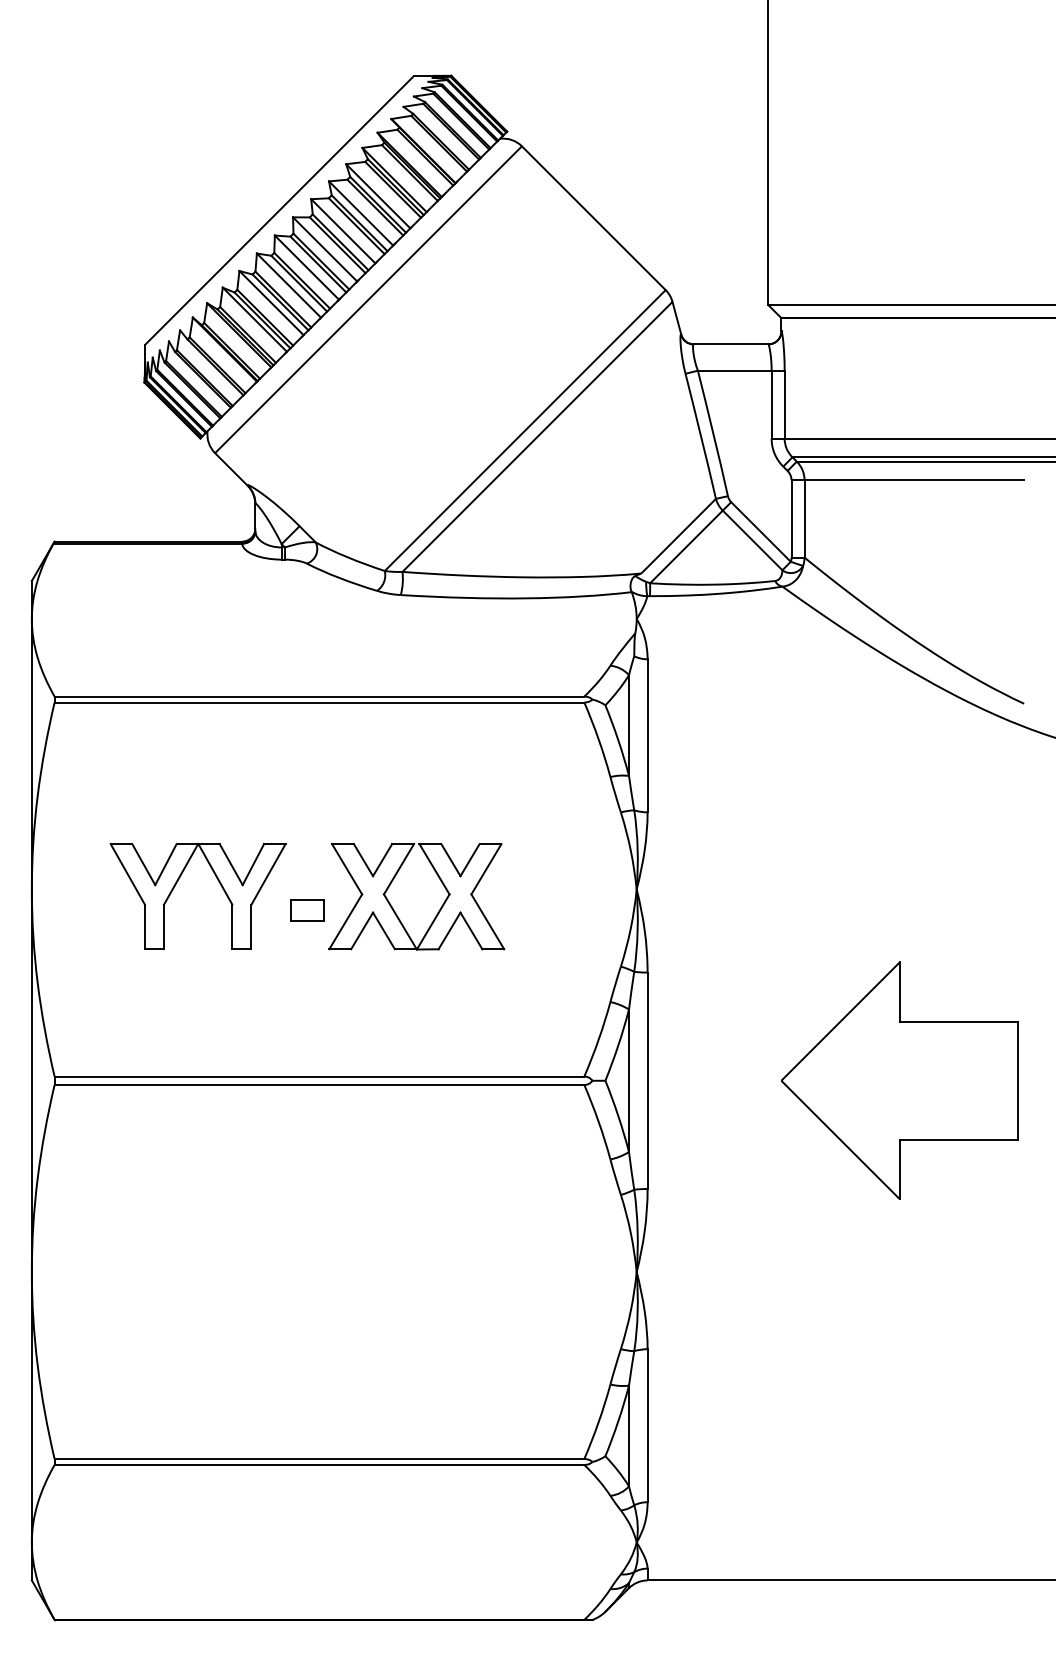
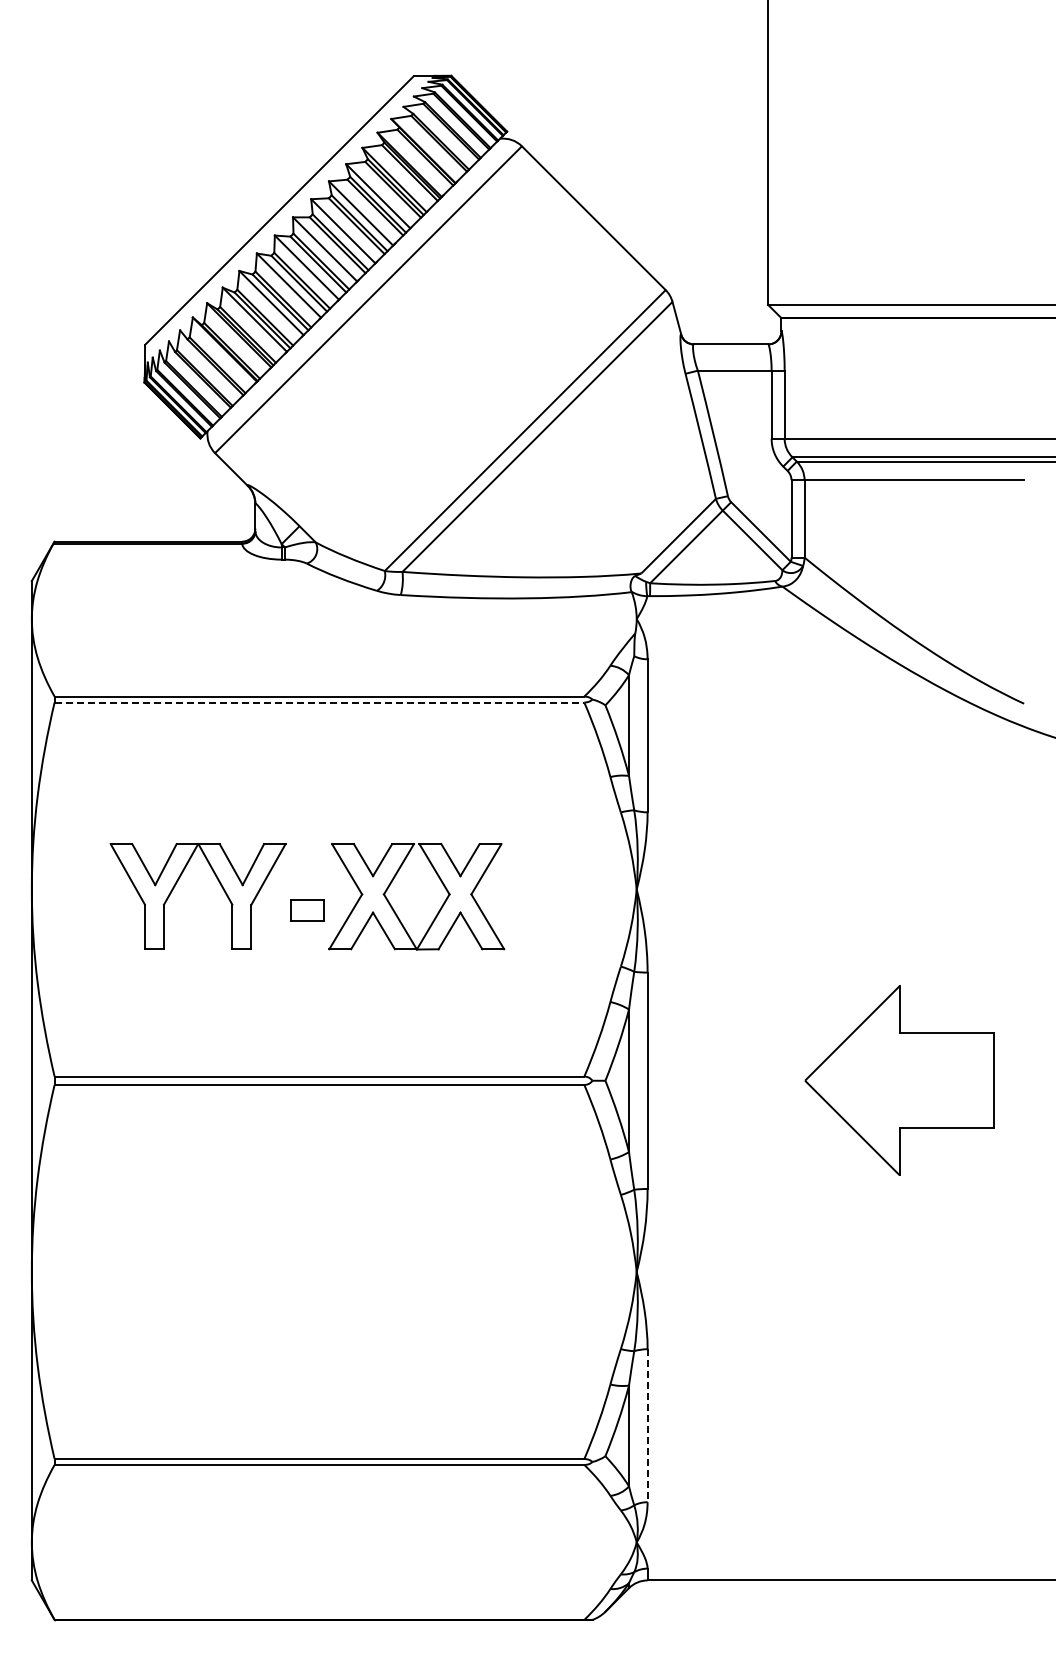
line: solid -> dashed (319, 702)
part size: 238x239 px -> 191x191 px (899, 1080)
line: solid -> dashed (647, 1426)
